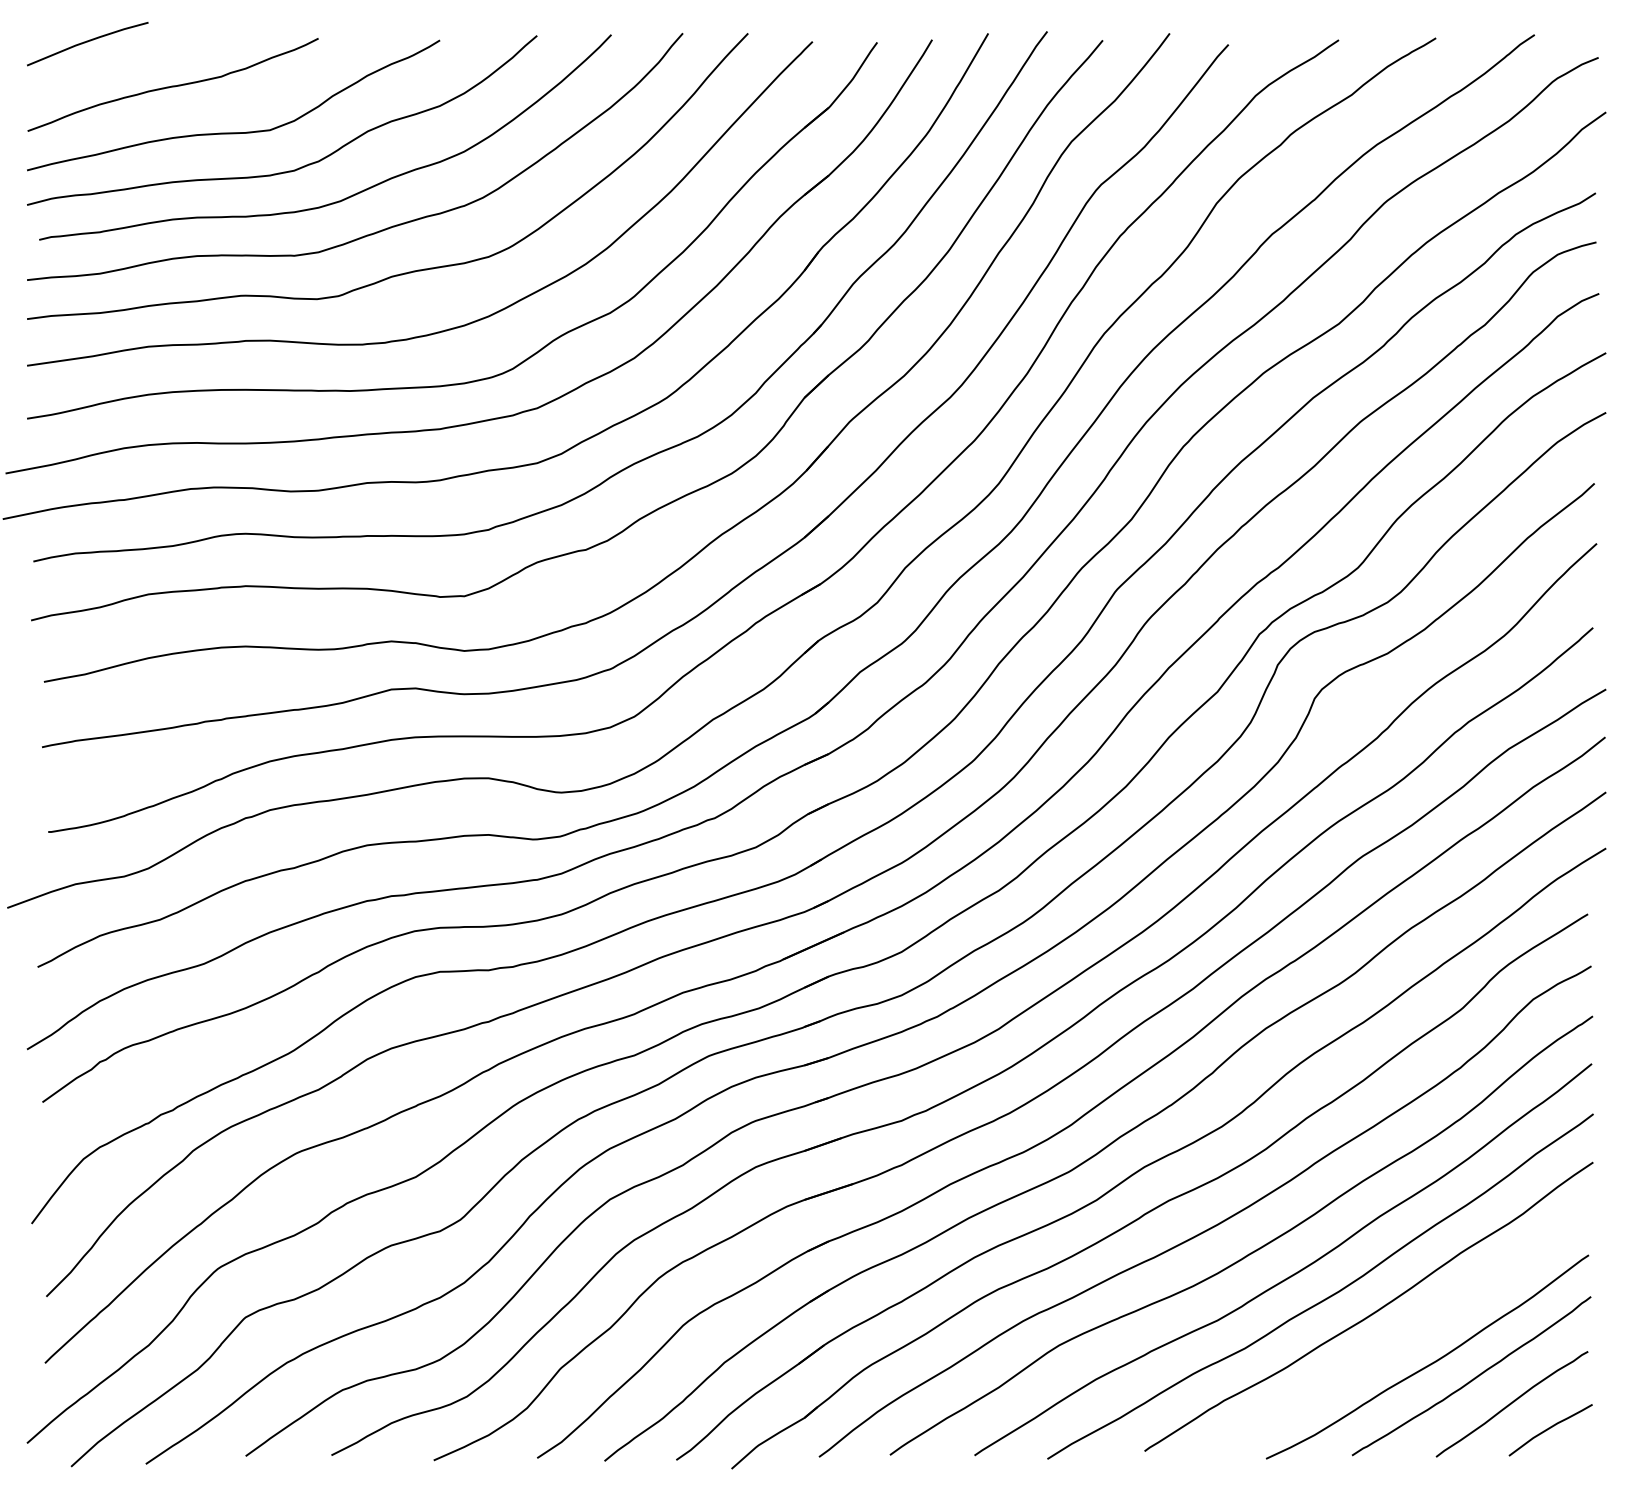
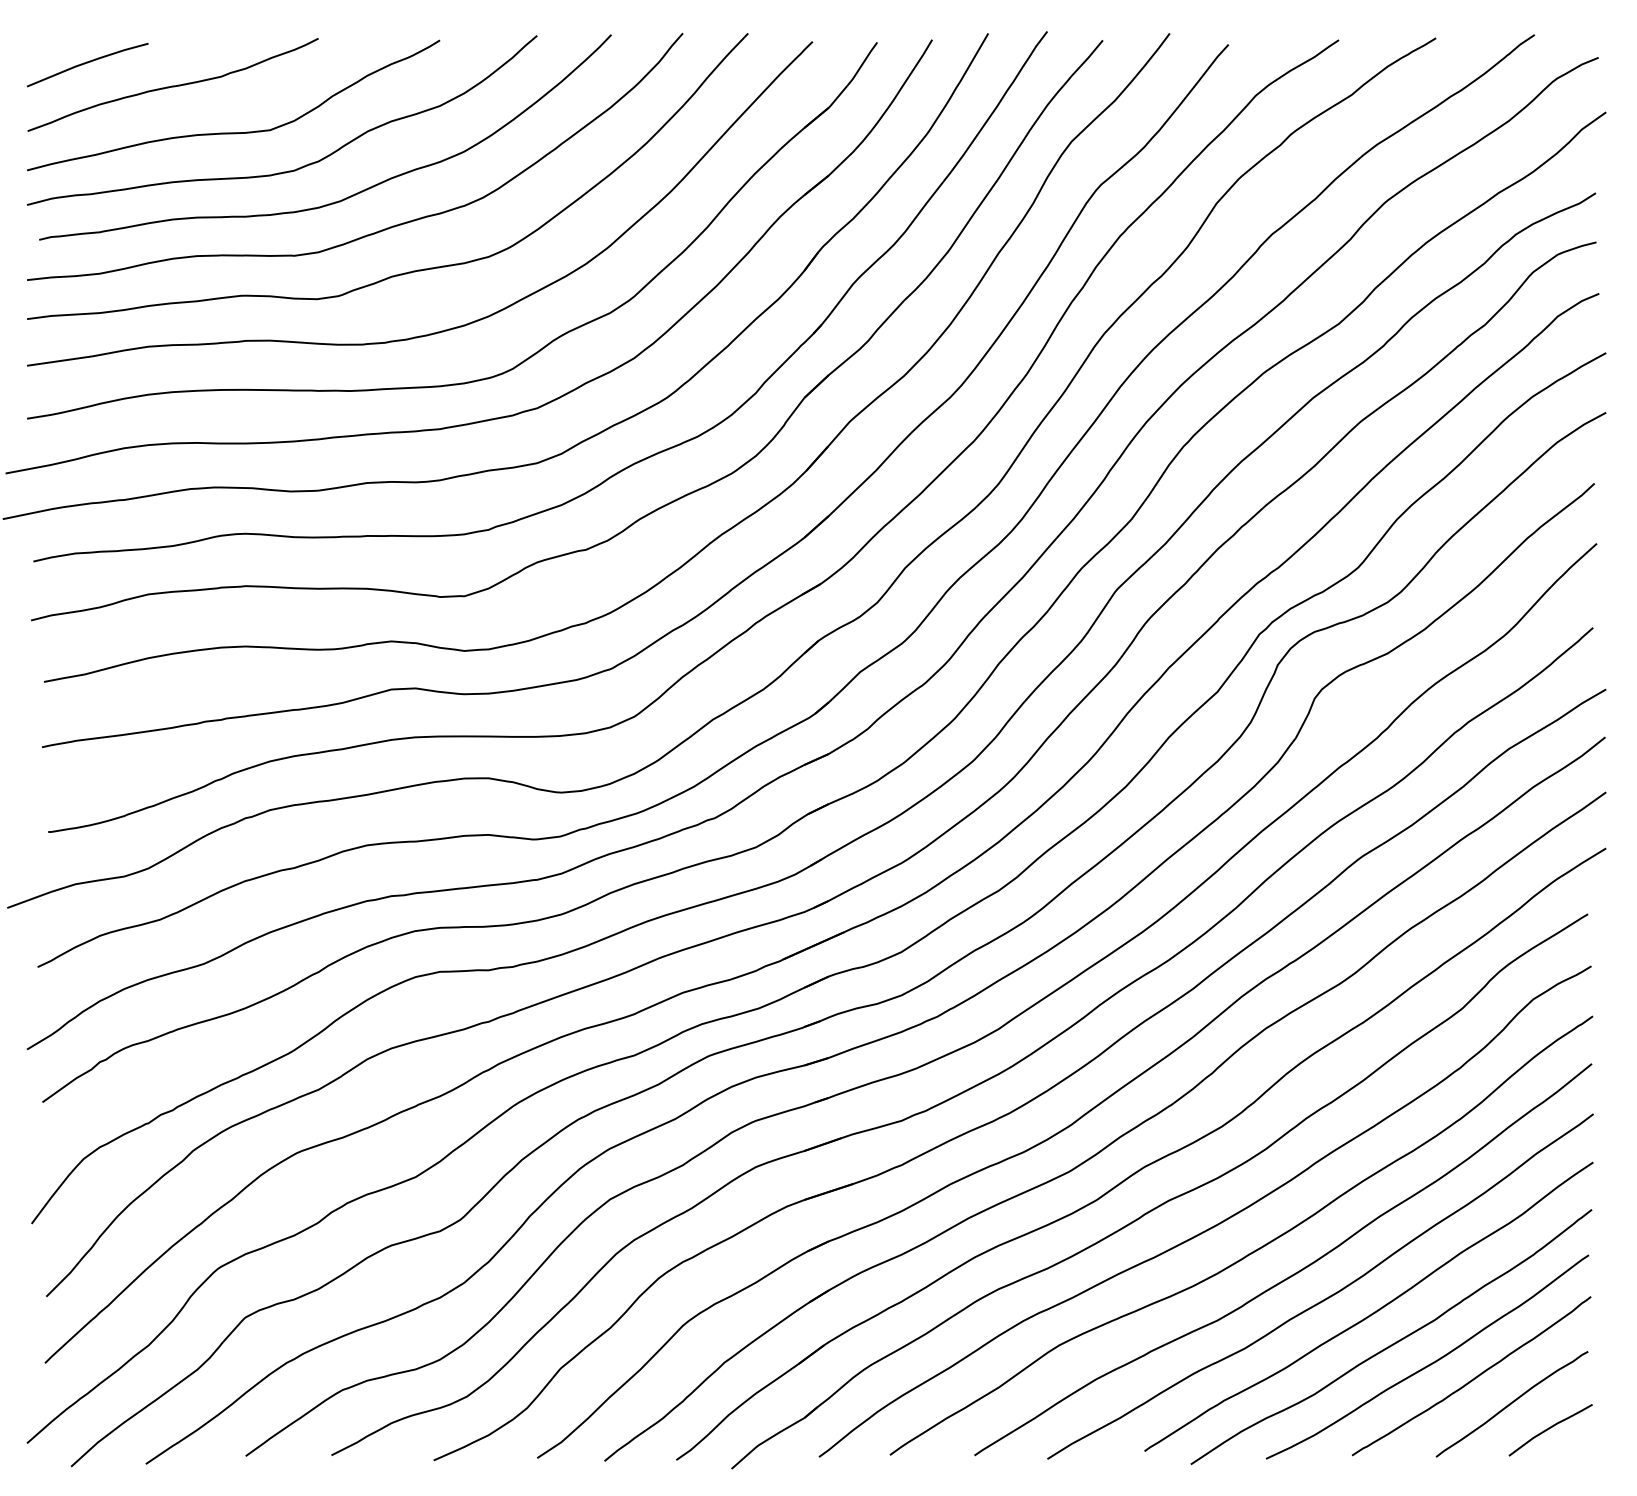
line position: (87, 42) -> (87, 63) (87, 63)
curve: none -> present (1394, 1342)
